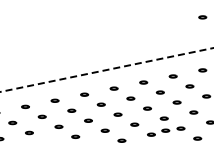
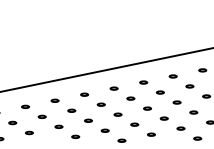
part: present -> none (202, 17)
line: dashed -> solid (106, 70)
part: present -> none (165, 130)
